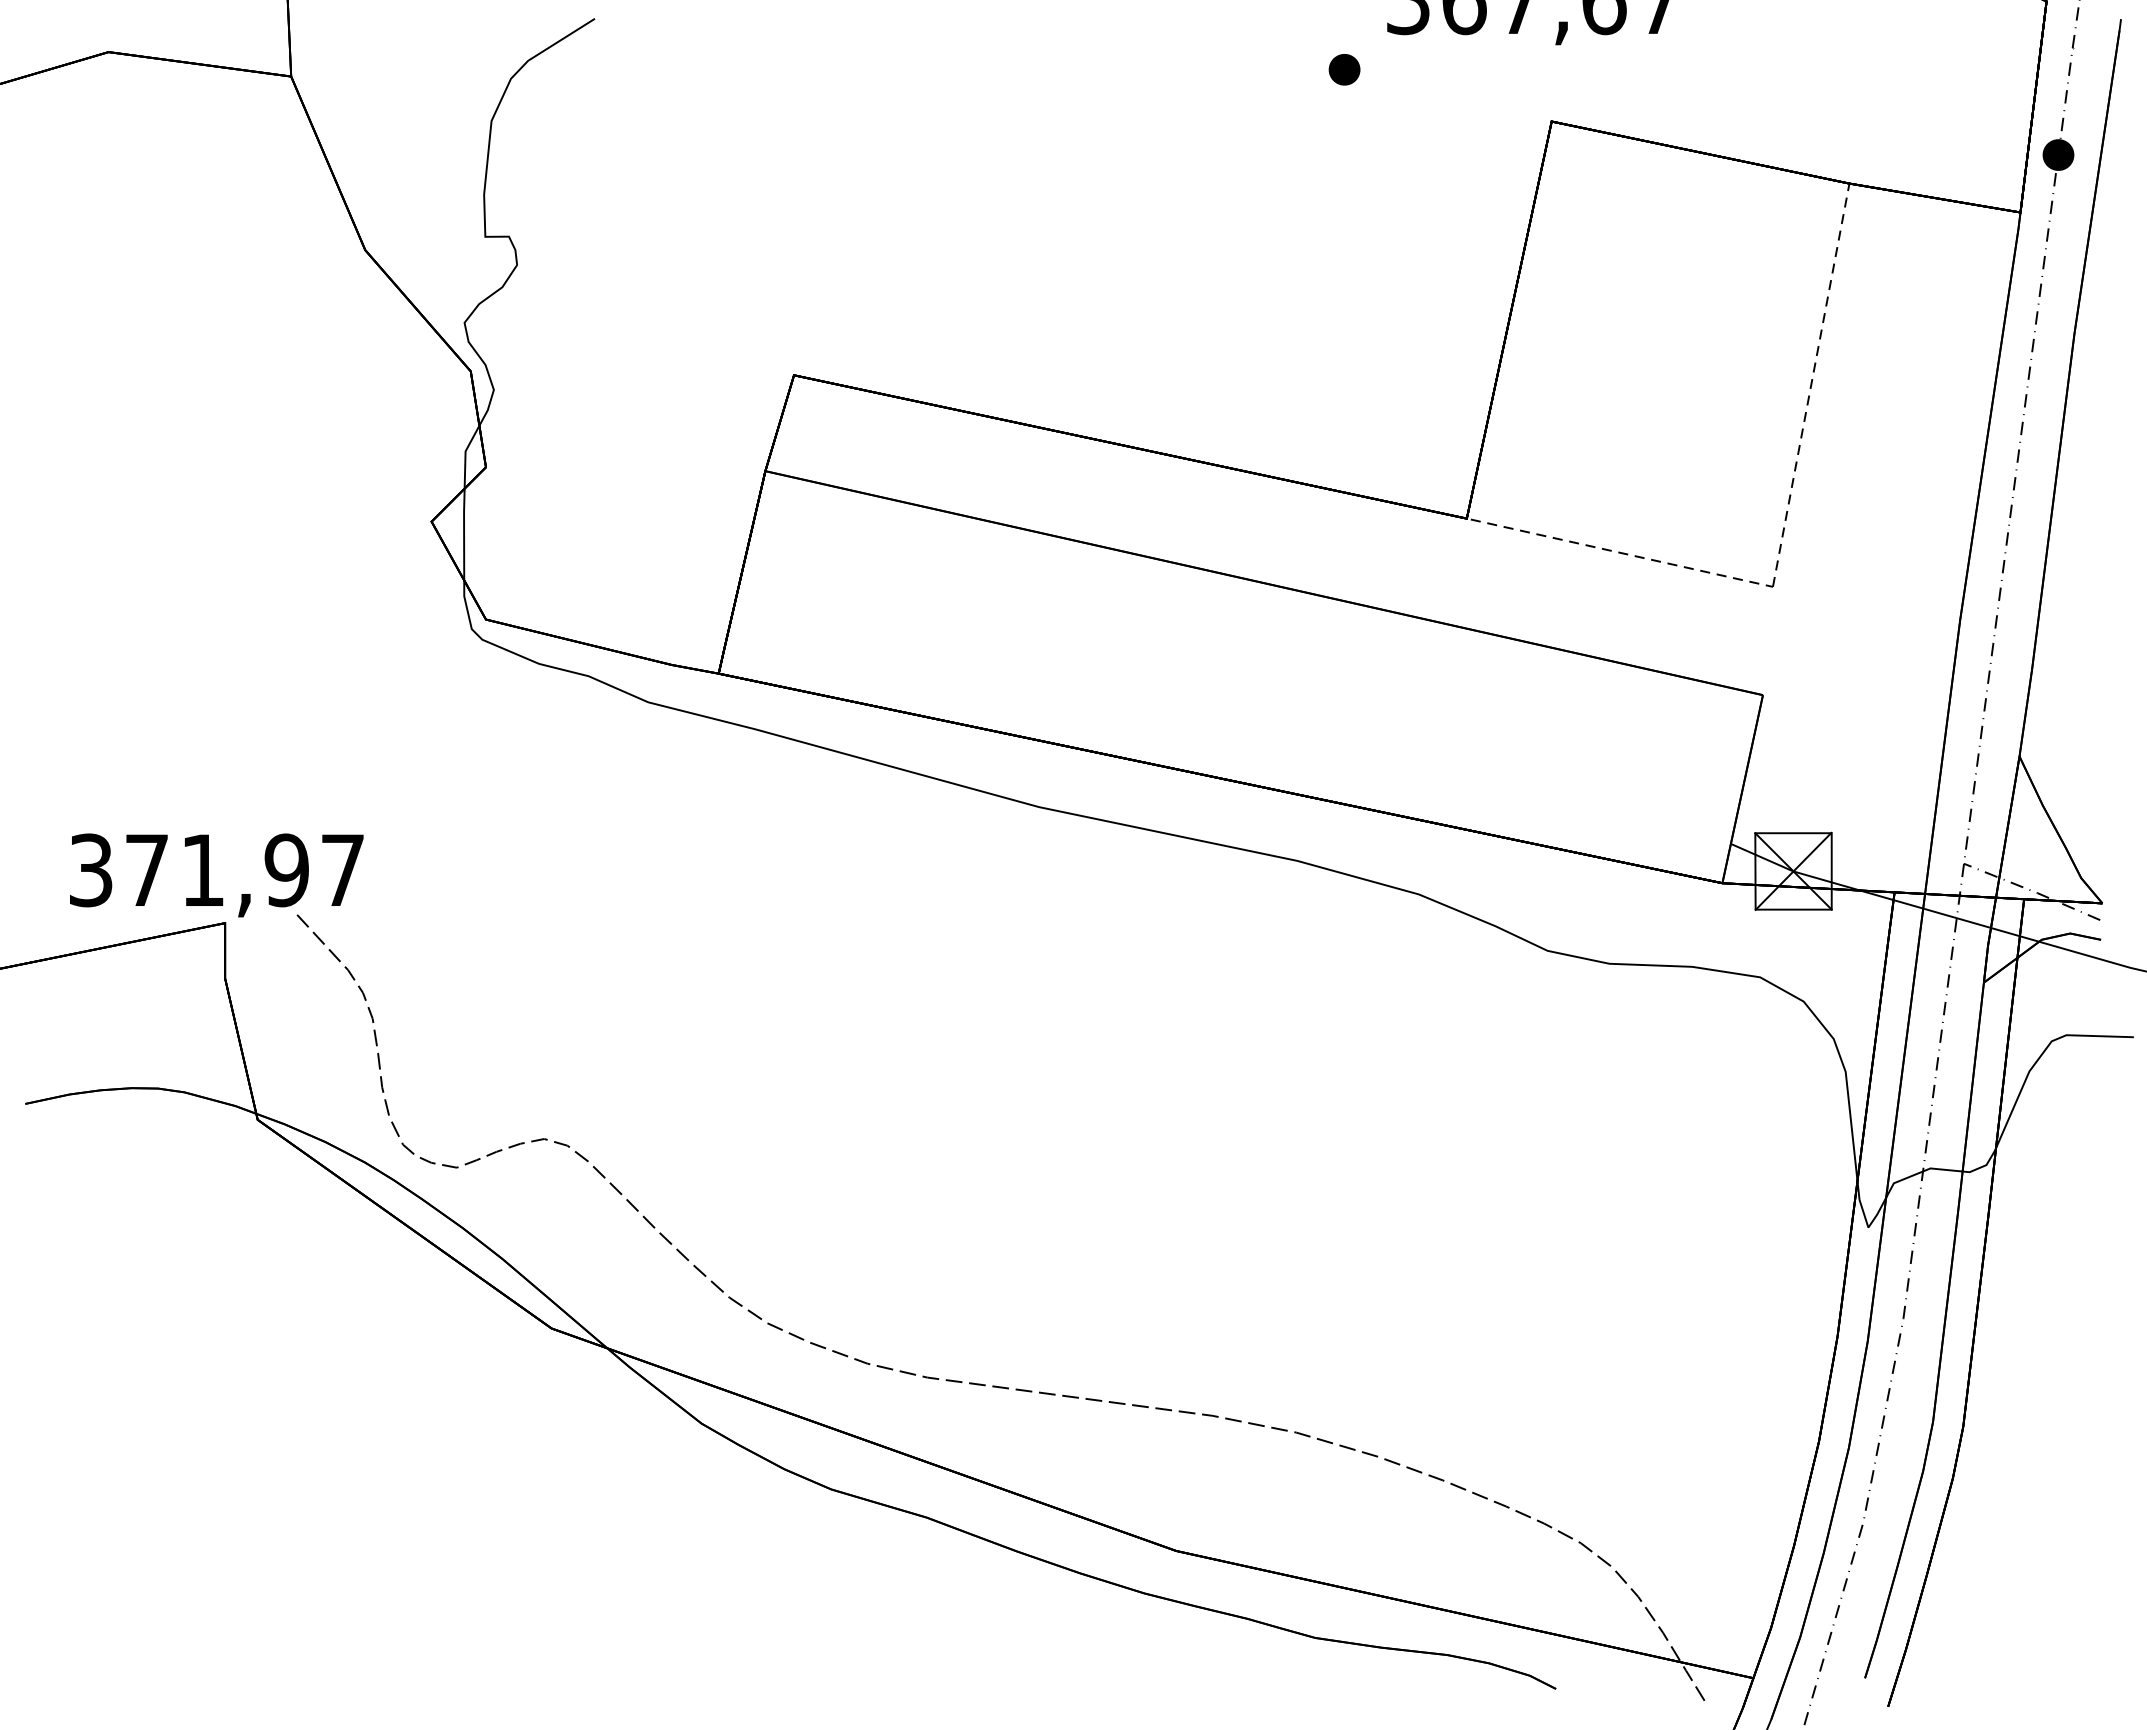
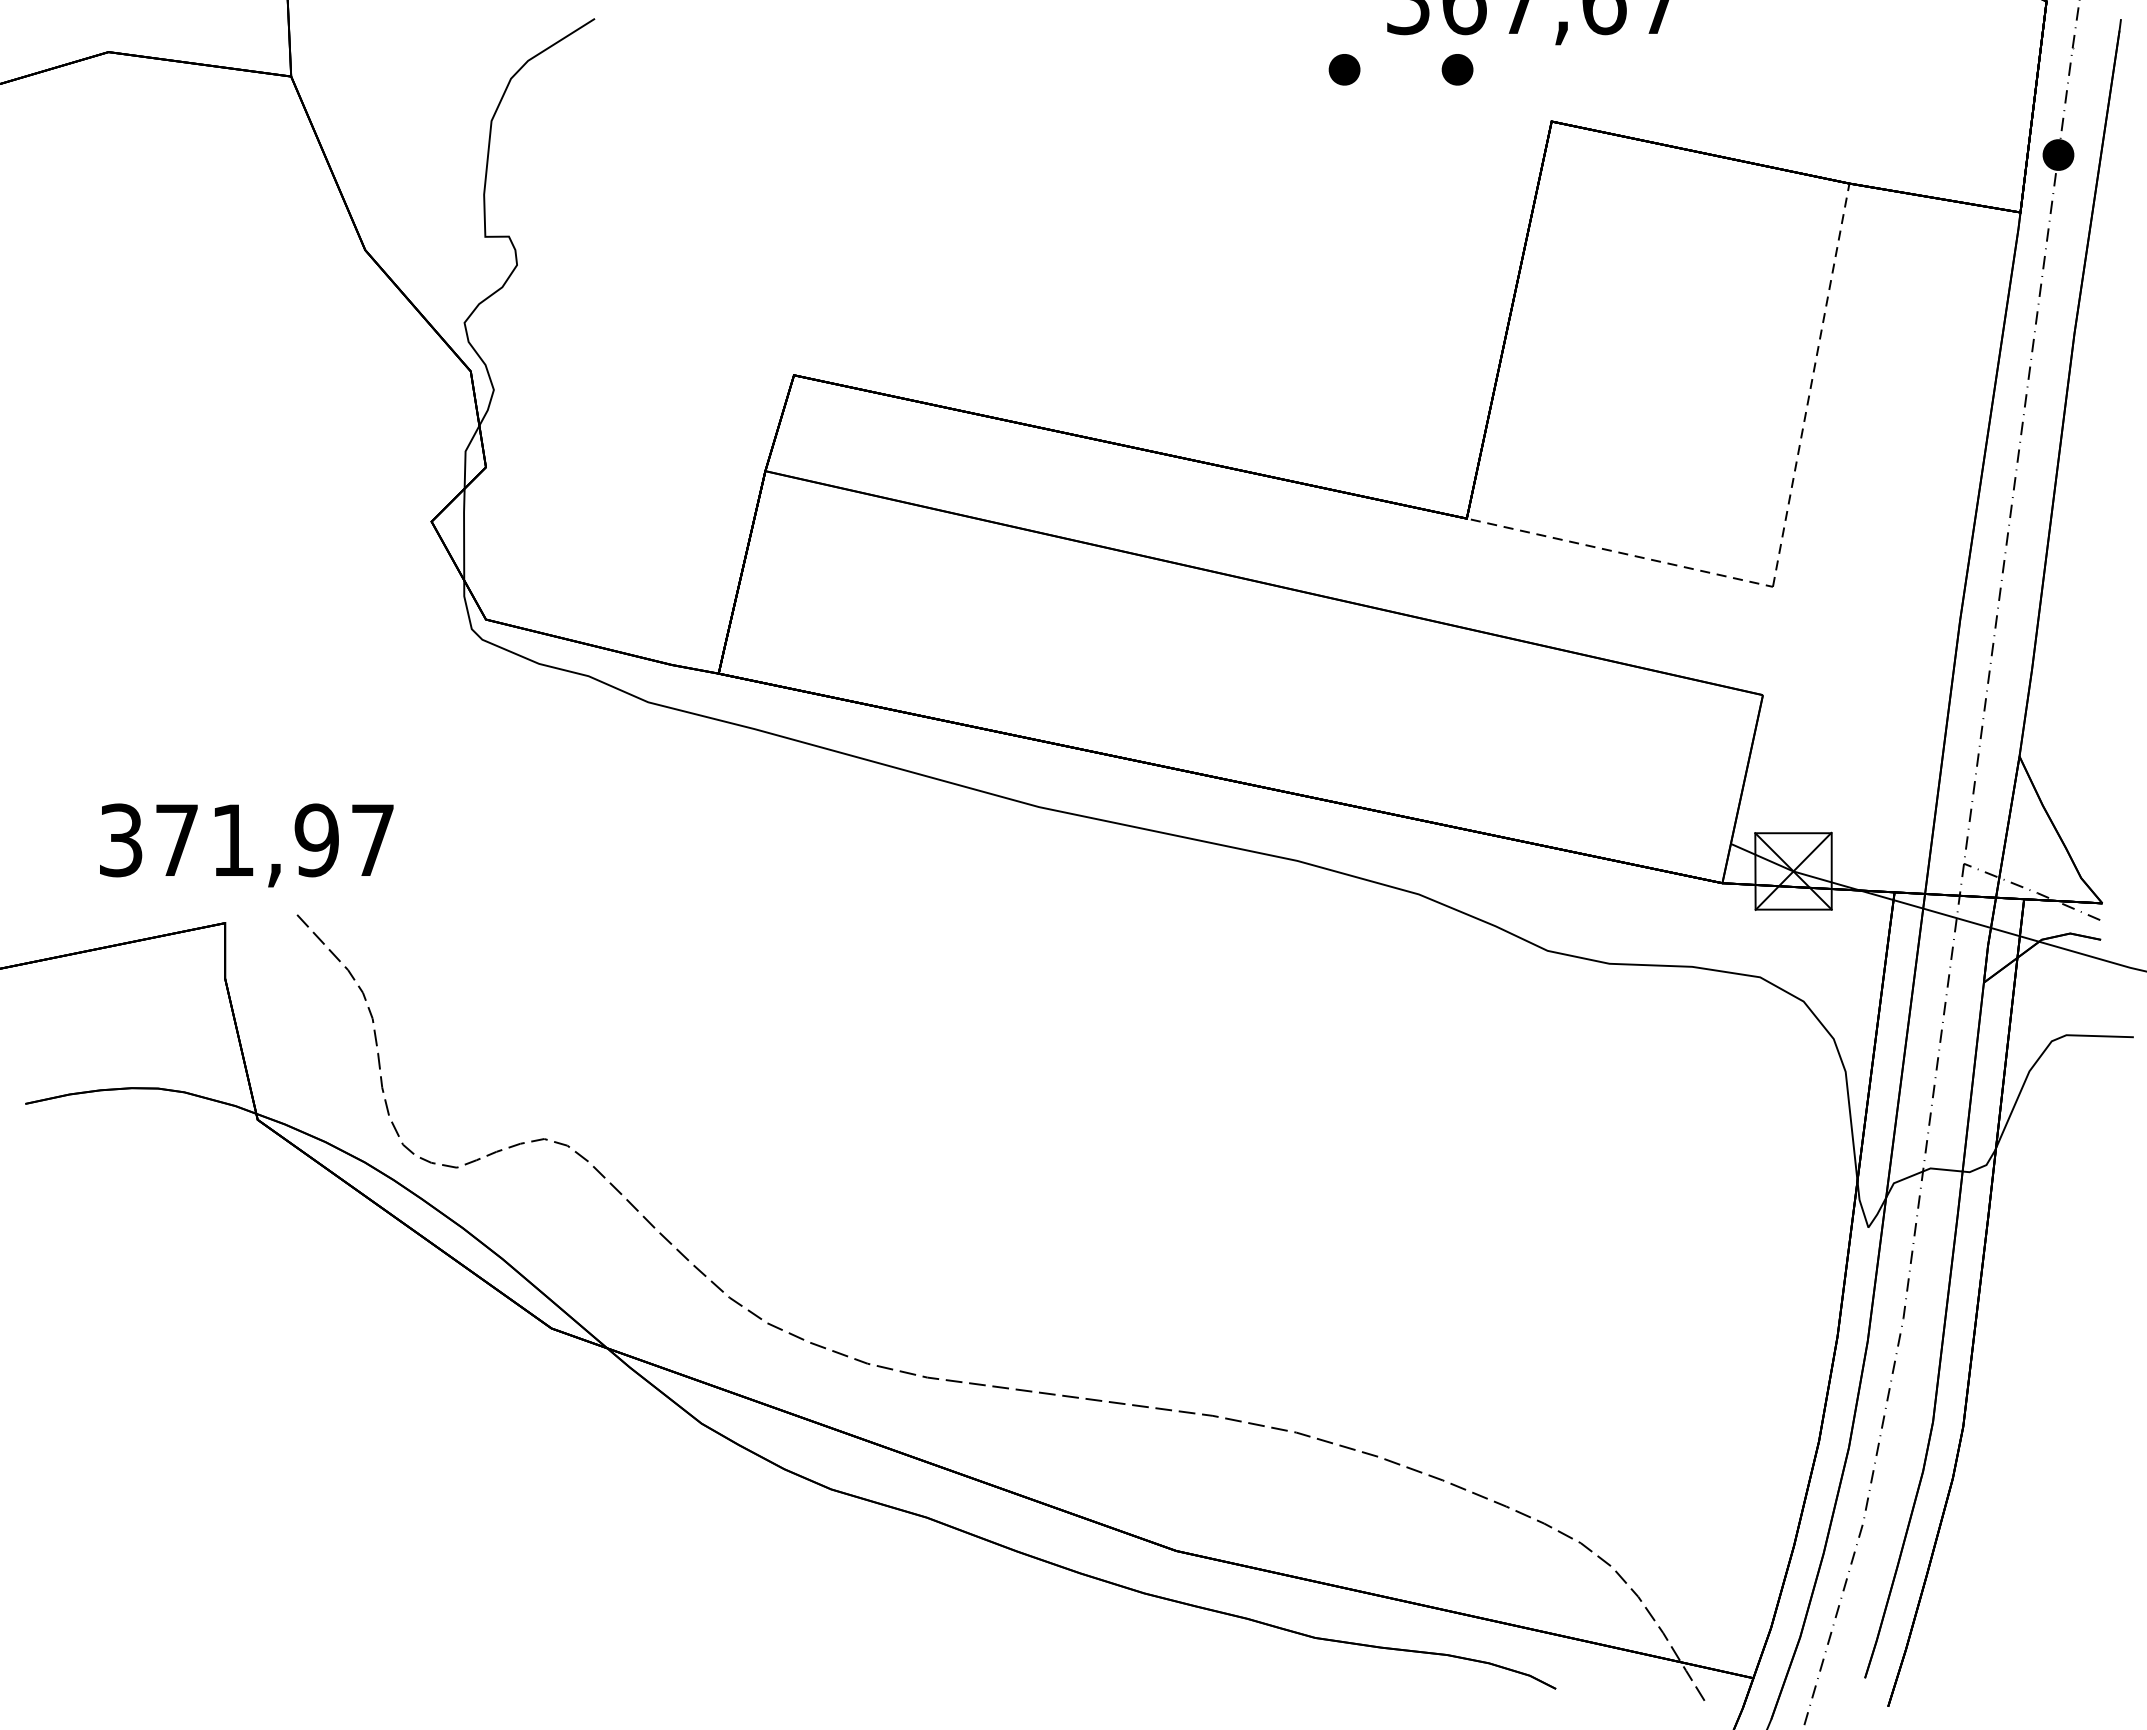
part: none -> present (1457, 69)
text position: (216, 875) -> (246, 845) (246, 845)
